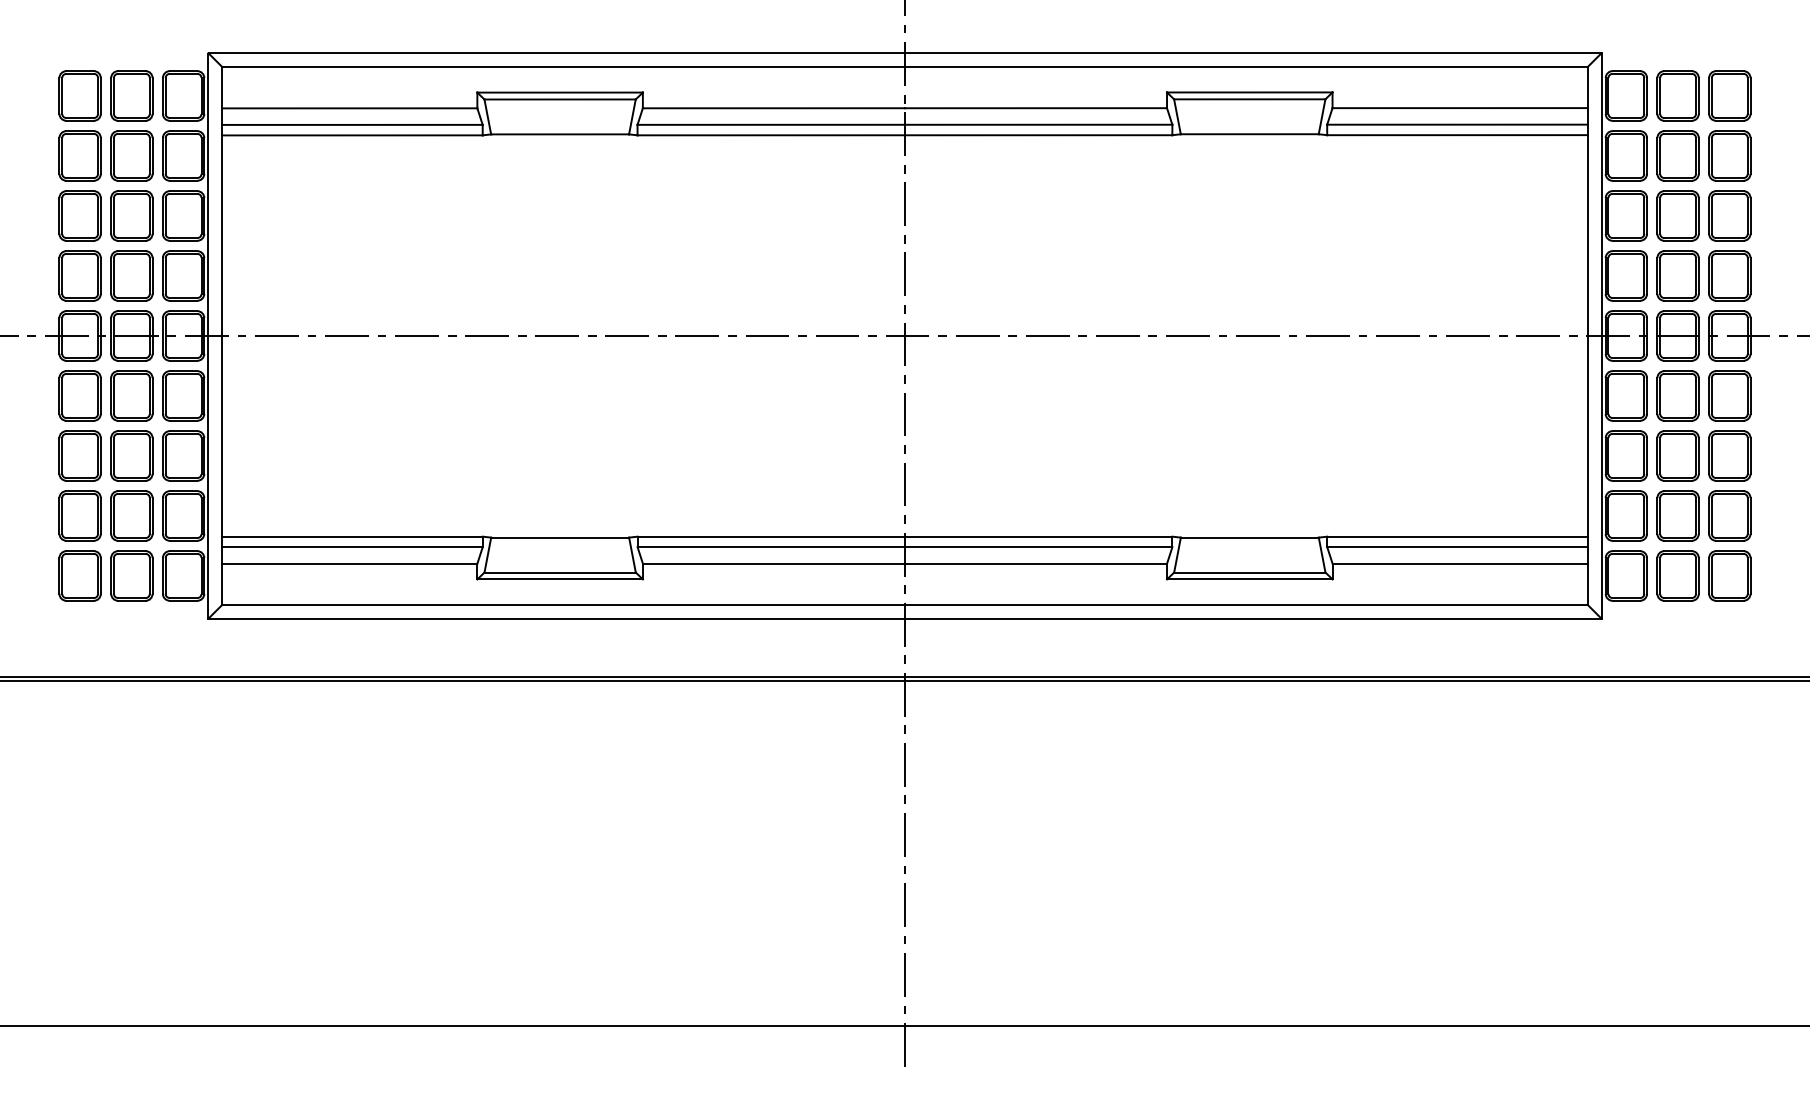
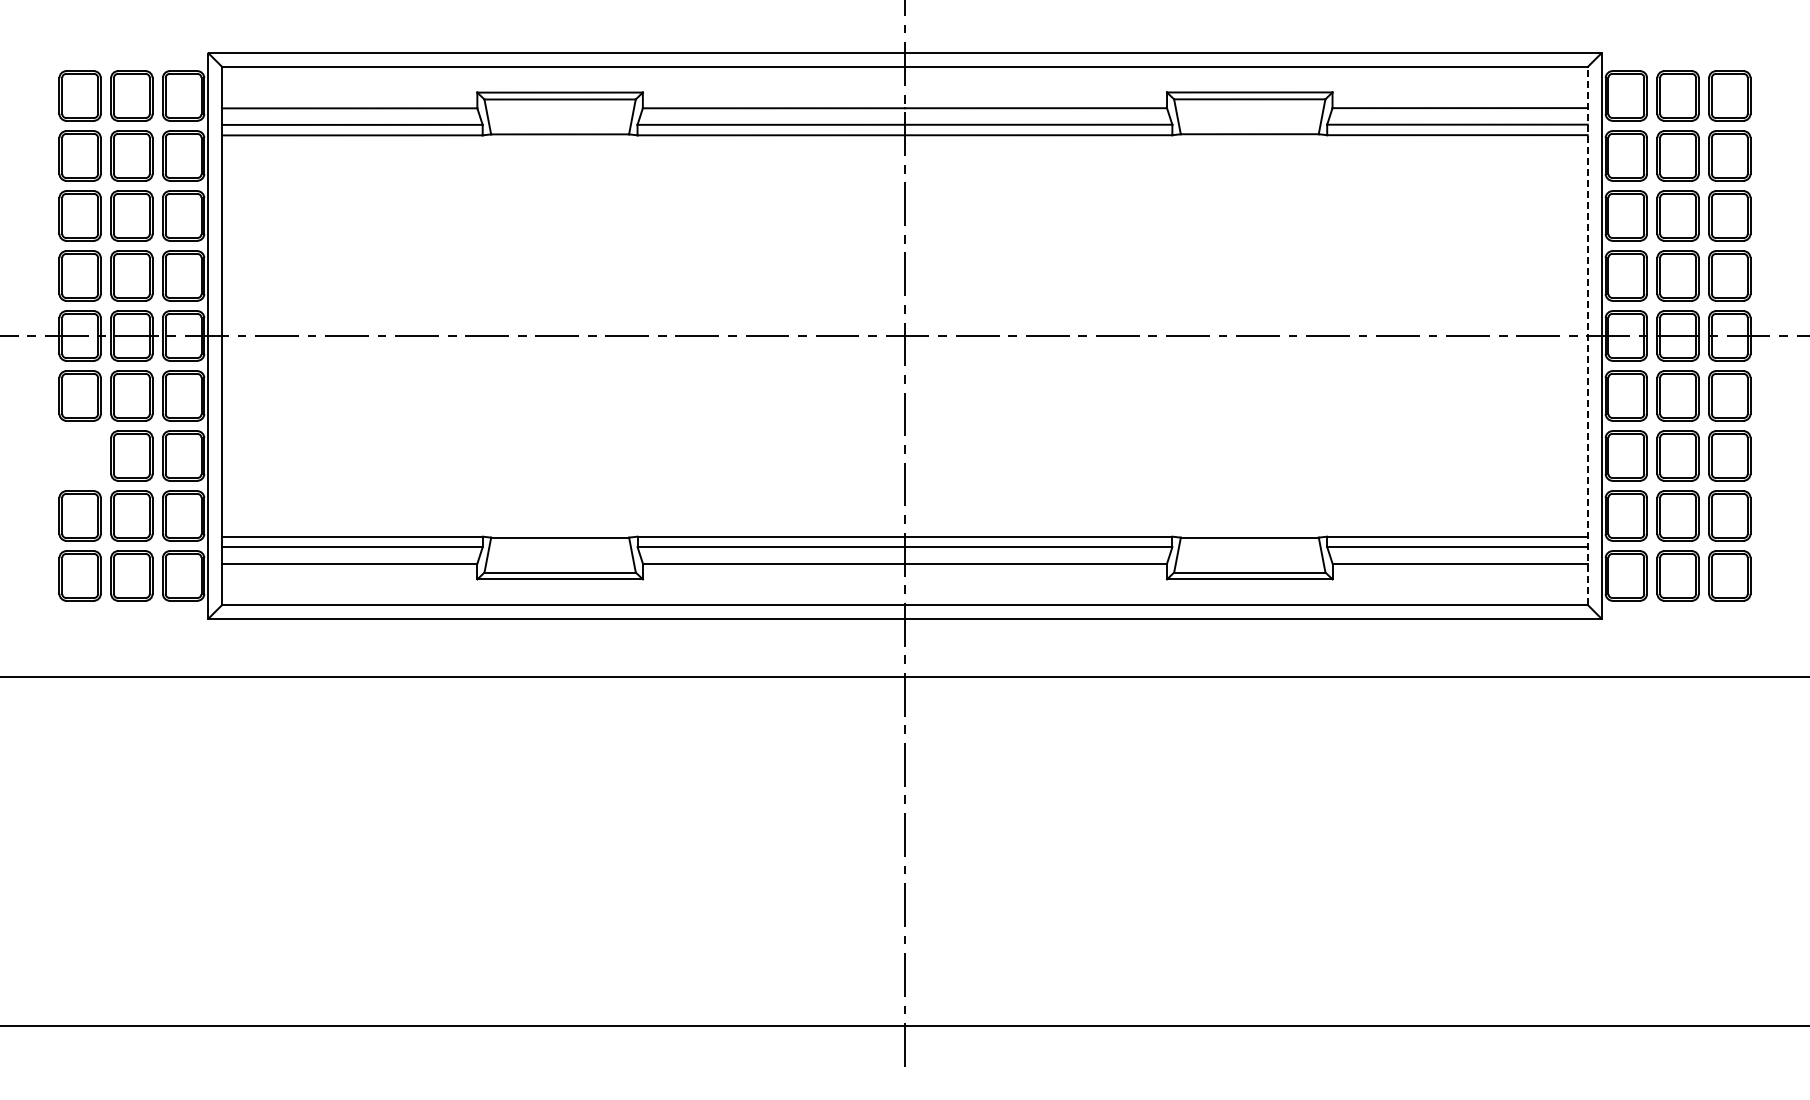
line: solid -> dashed (1587, 335)
part: present -> none (79, 455)
line: present -> none (904, 680)
